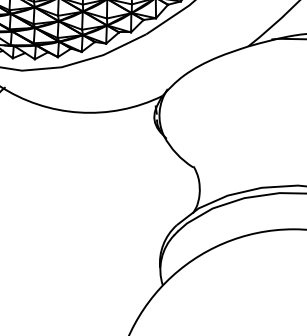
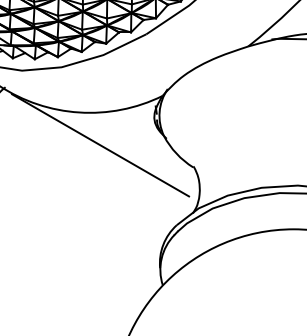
line: none -> present (100, 145)
